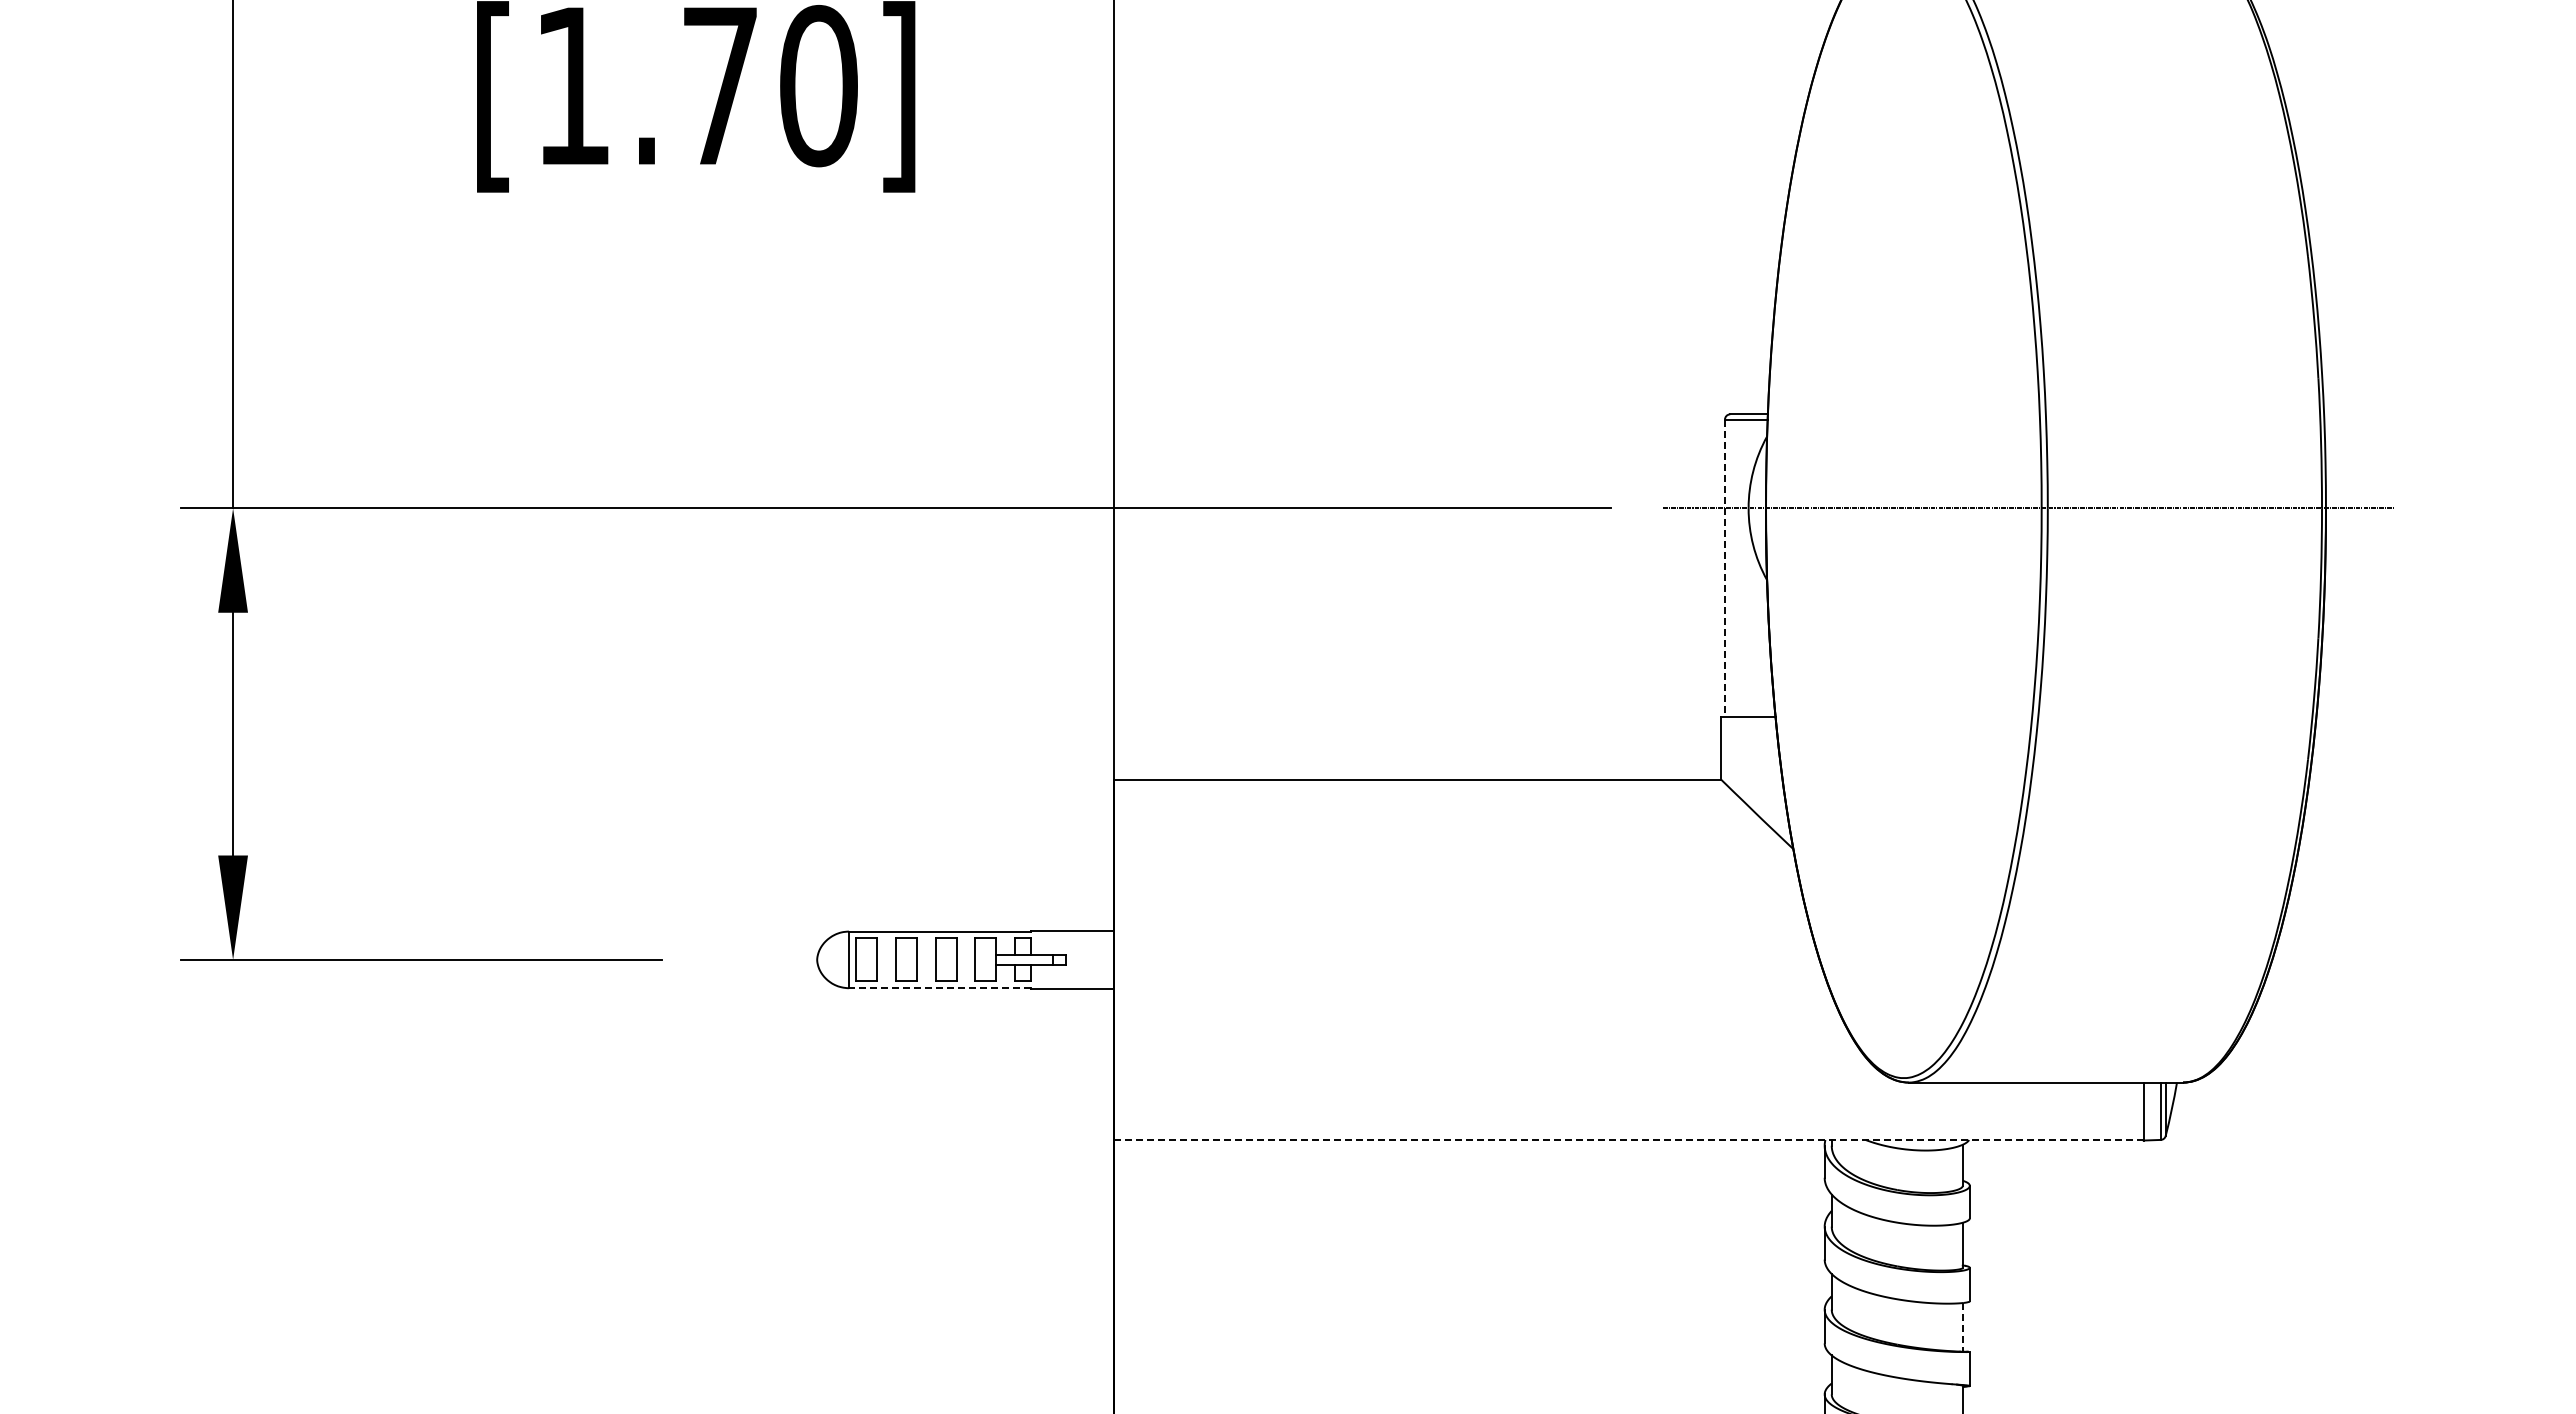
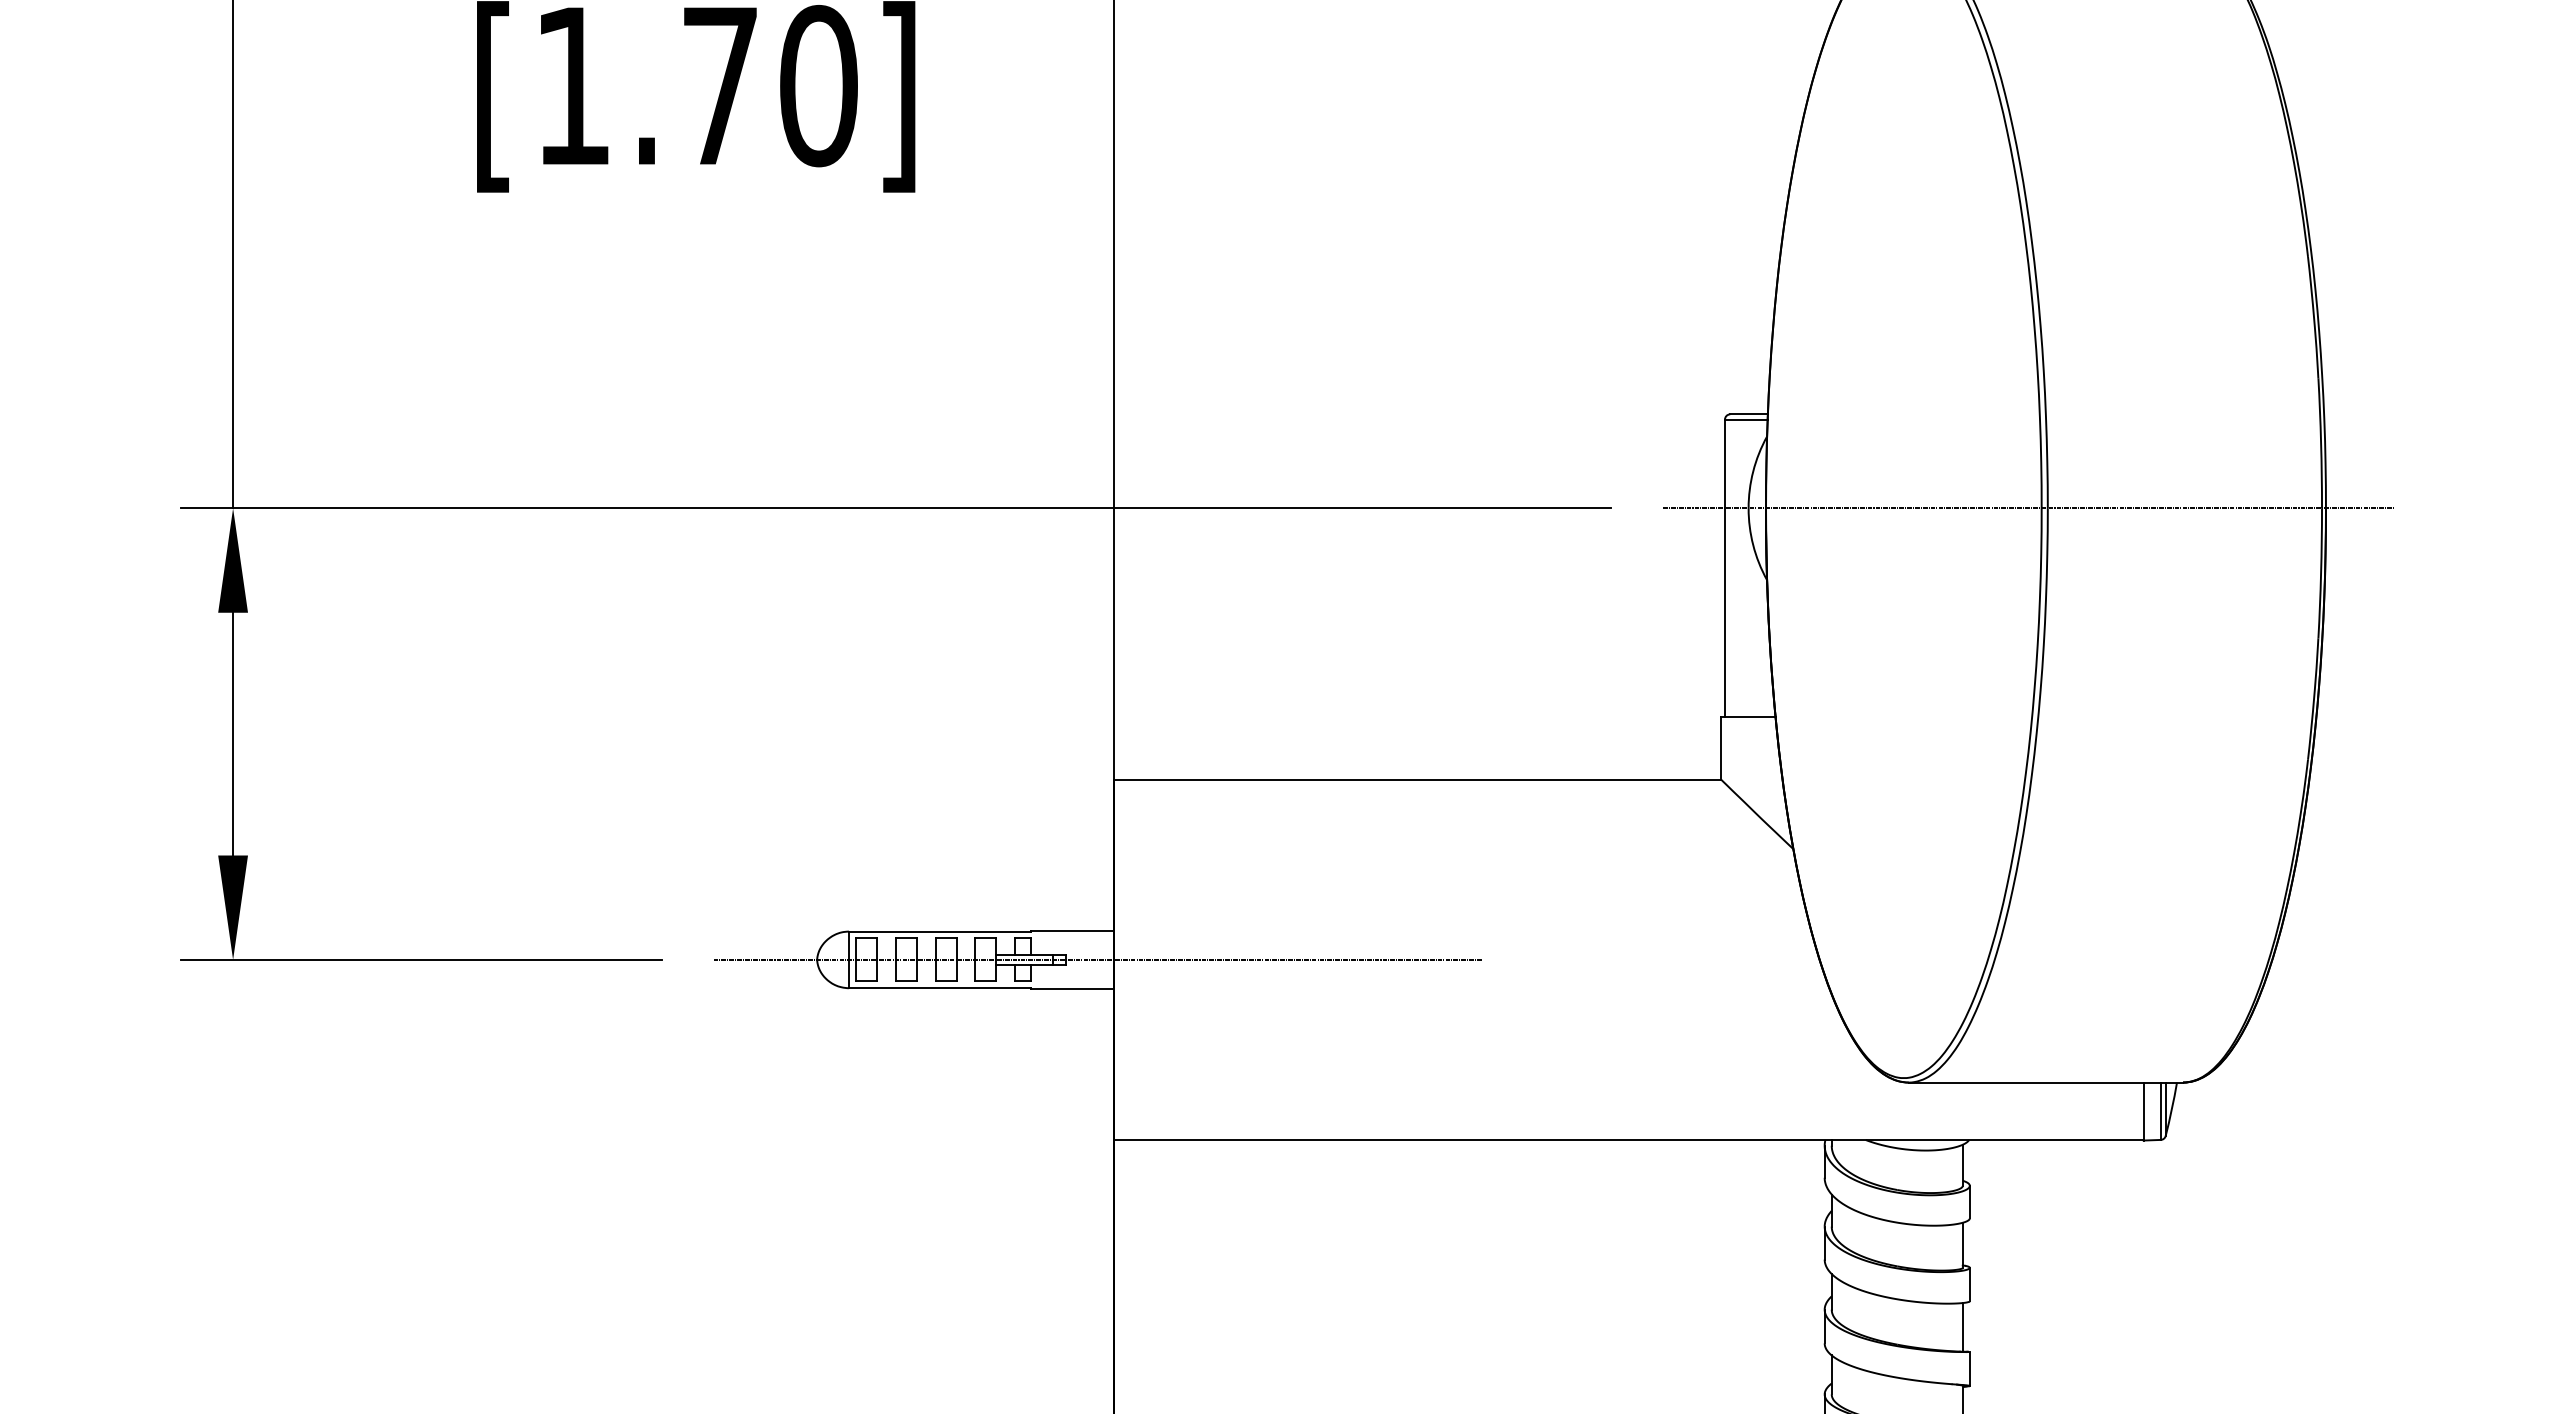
line: dashed -> solid (1725, 568)
line: none -> present (1097, 959)
line: dashed -> solid (939, 988)
line: dashed -> solid (1628, 1140)
line: dashed -> solid (1962, 1327)
